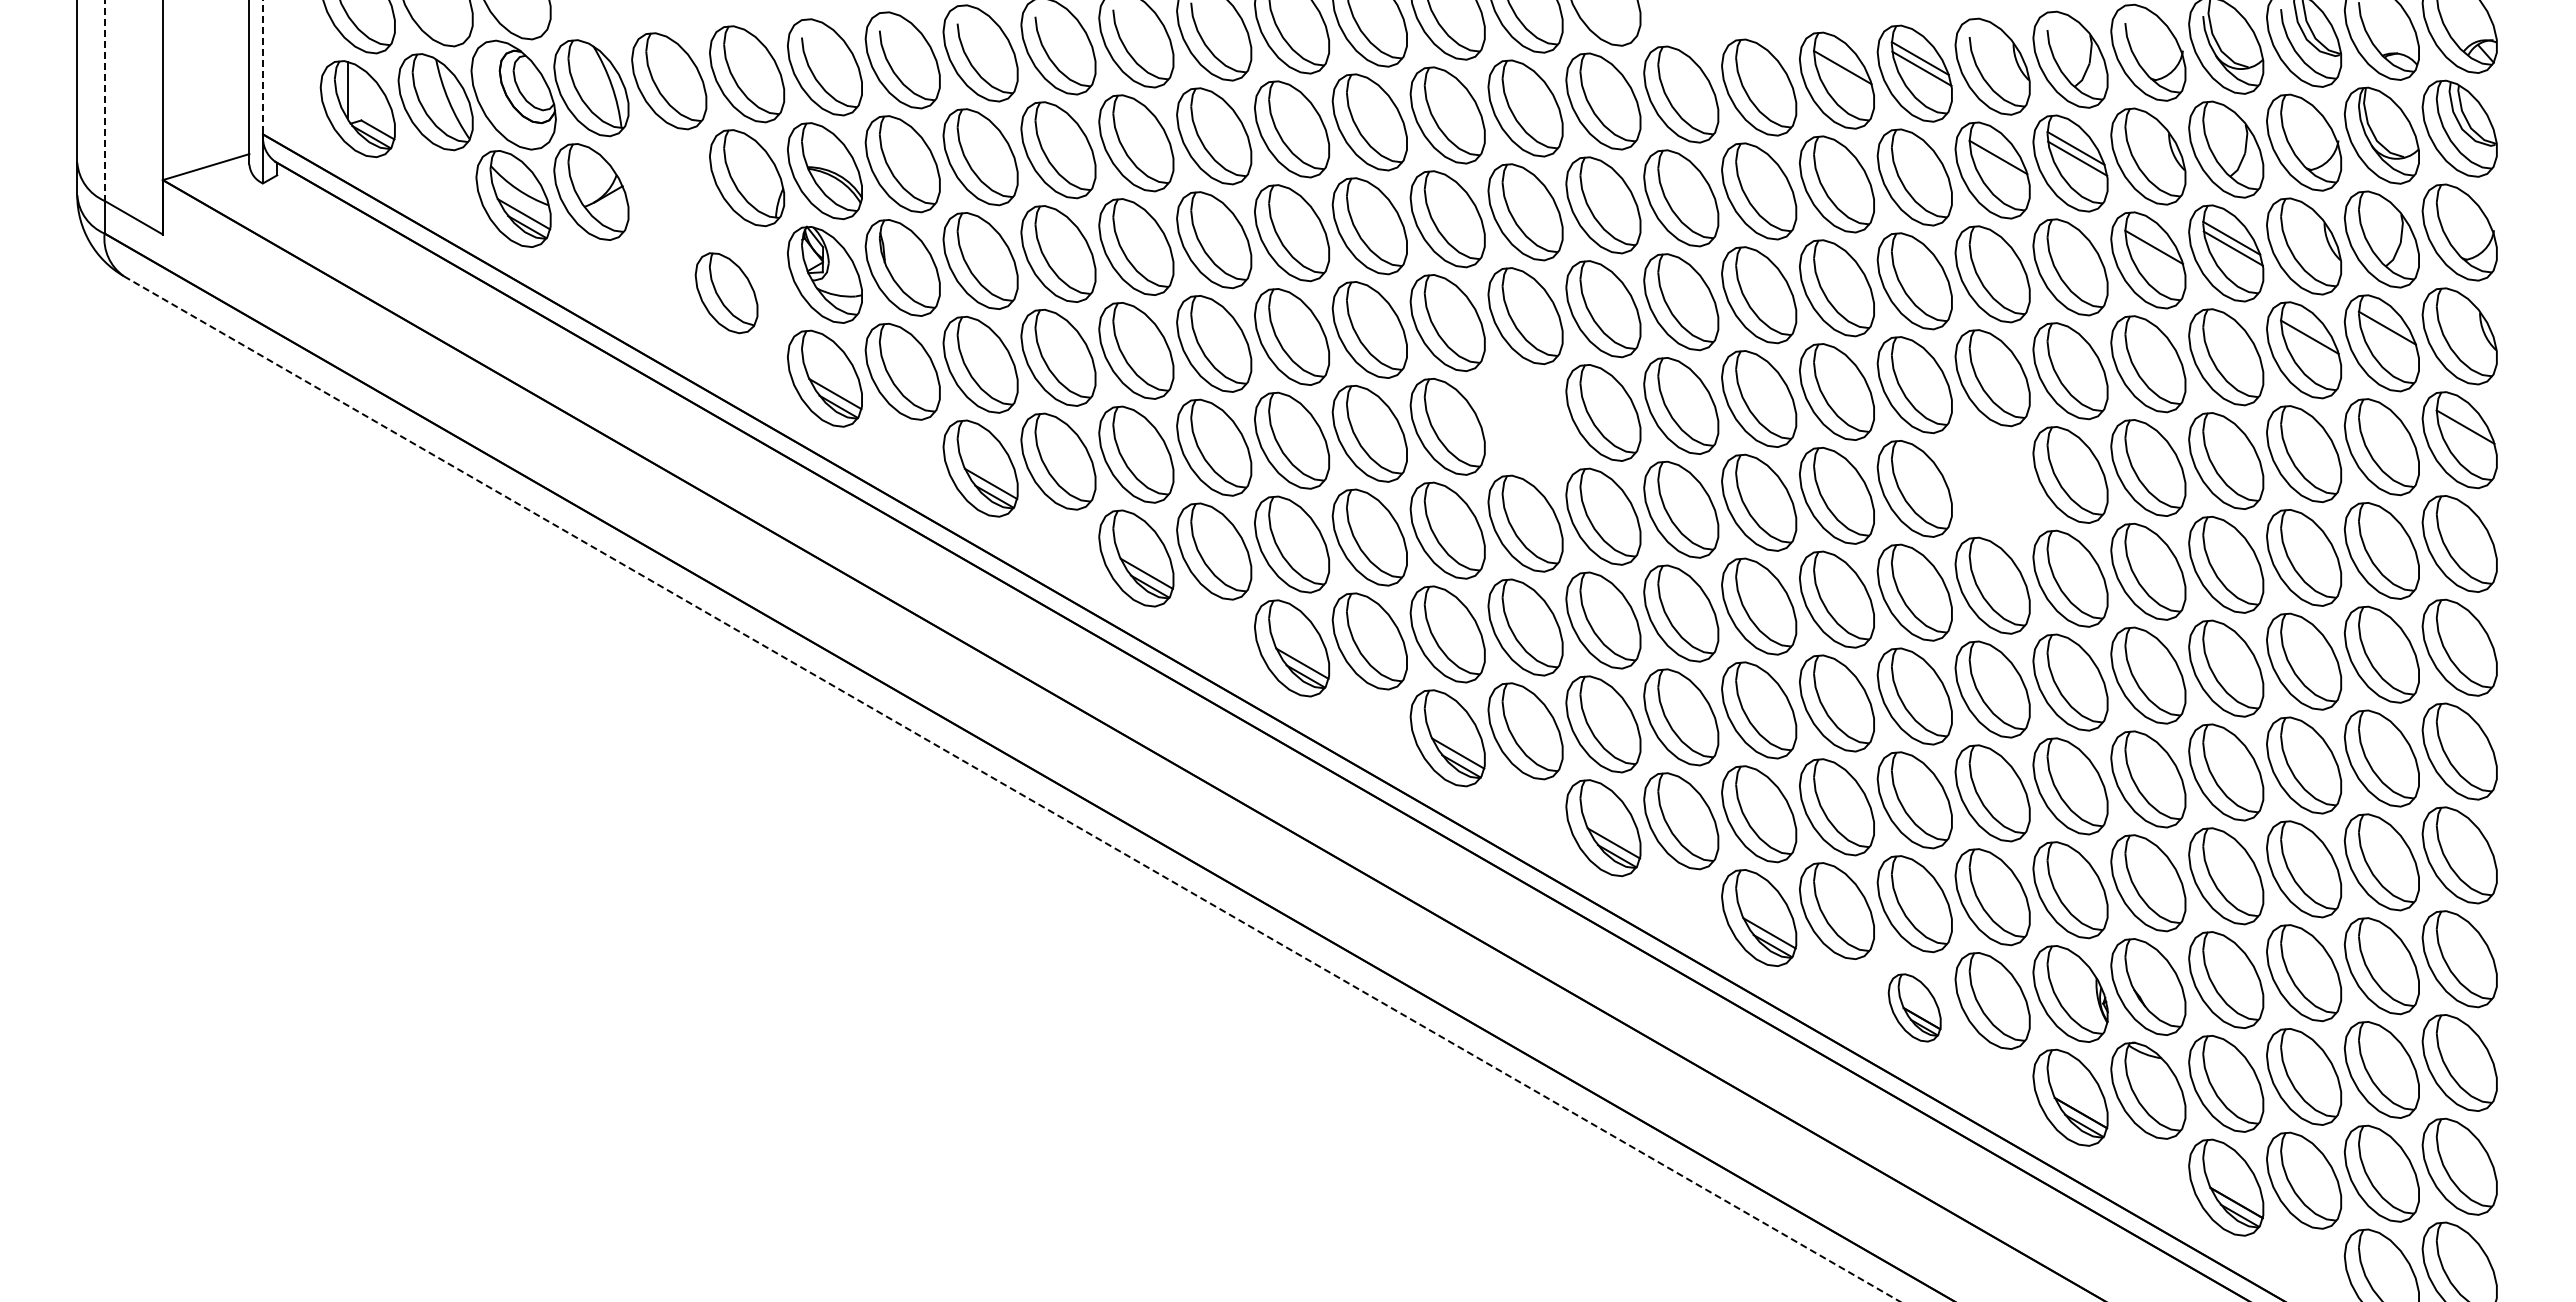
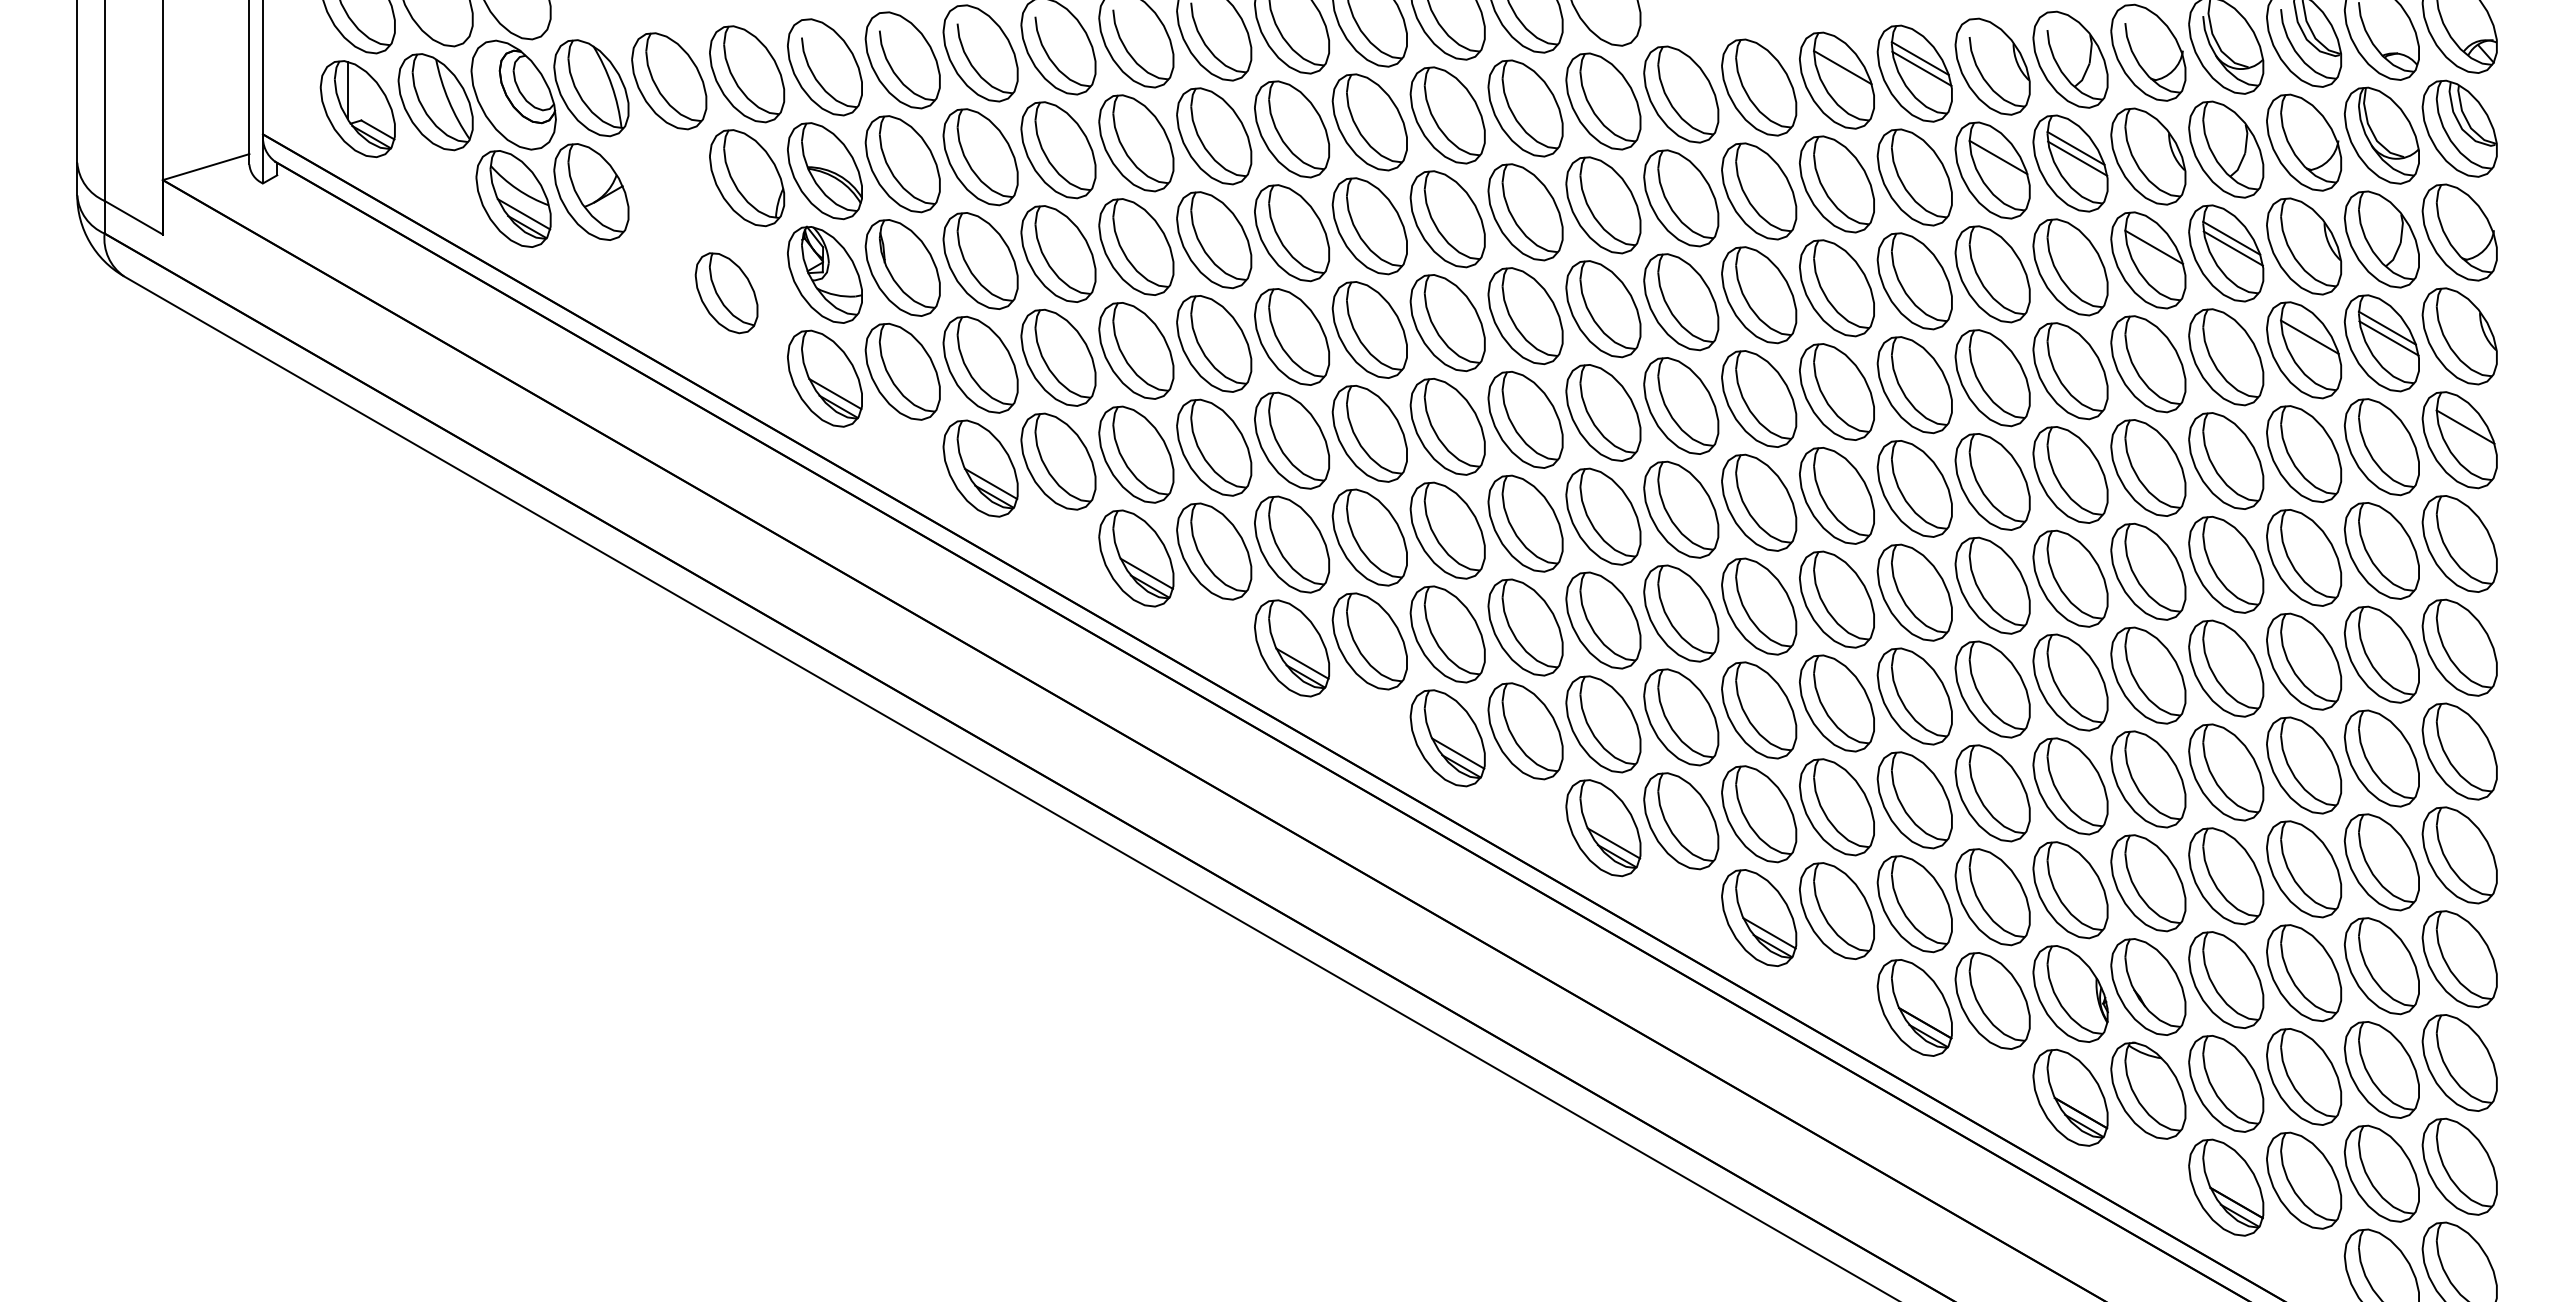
line: dashed -> solid (263, 67)
line: dashed -> solid (104, 101)
line: none -> present (2388, 338)
part: none -> present (1525, 419)
part: none -> present (1992, 481)
line: dashed -> solid (1012, 789)
part size: 55x70 px -> 77x98 px (1914, 1007)
